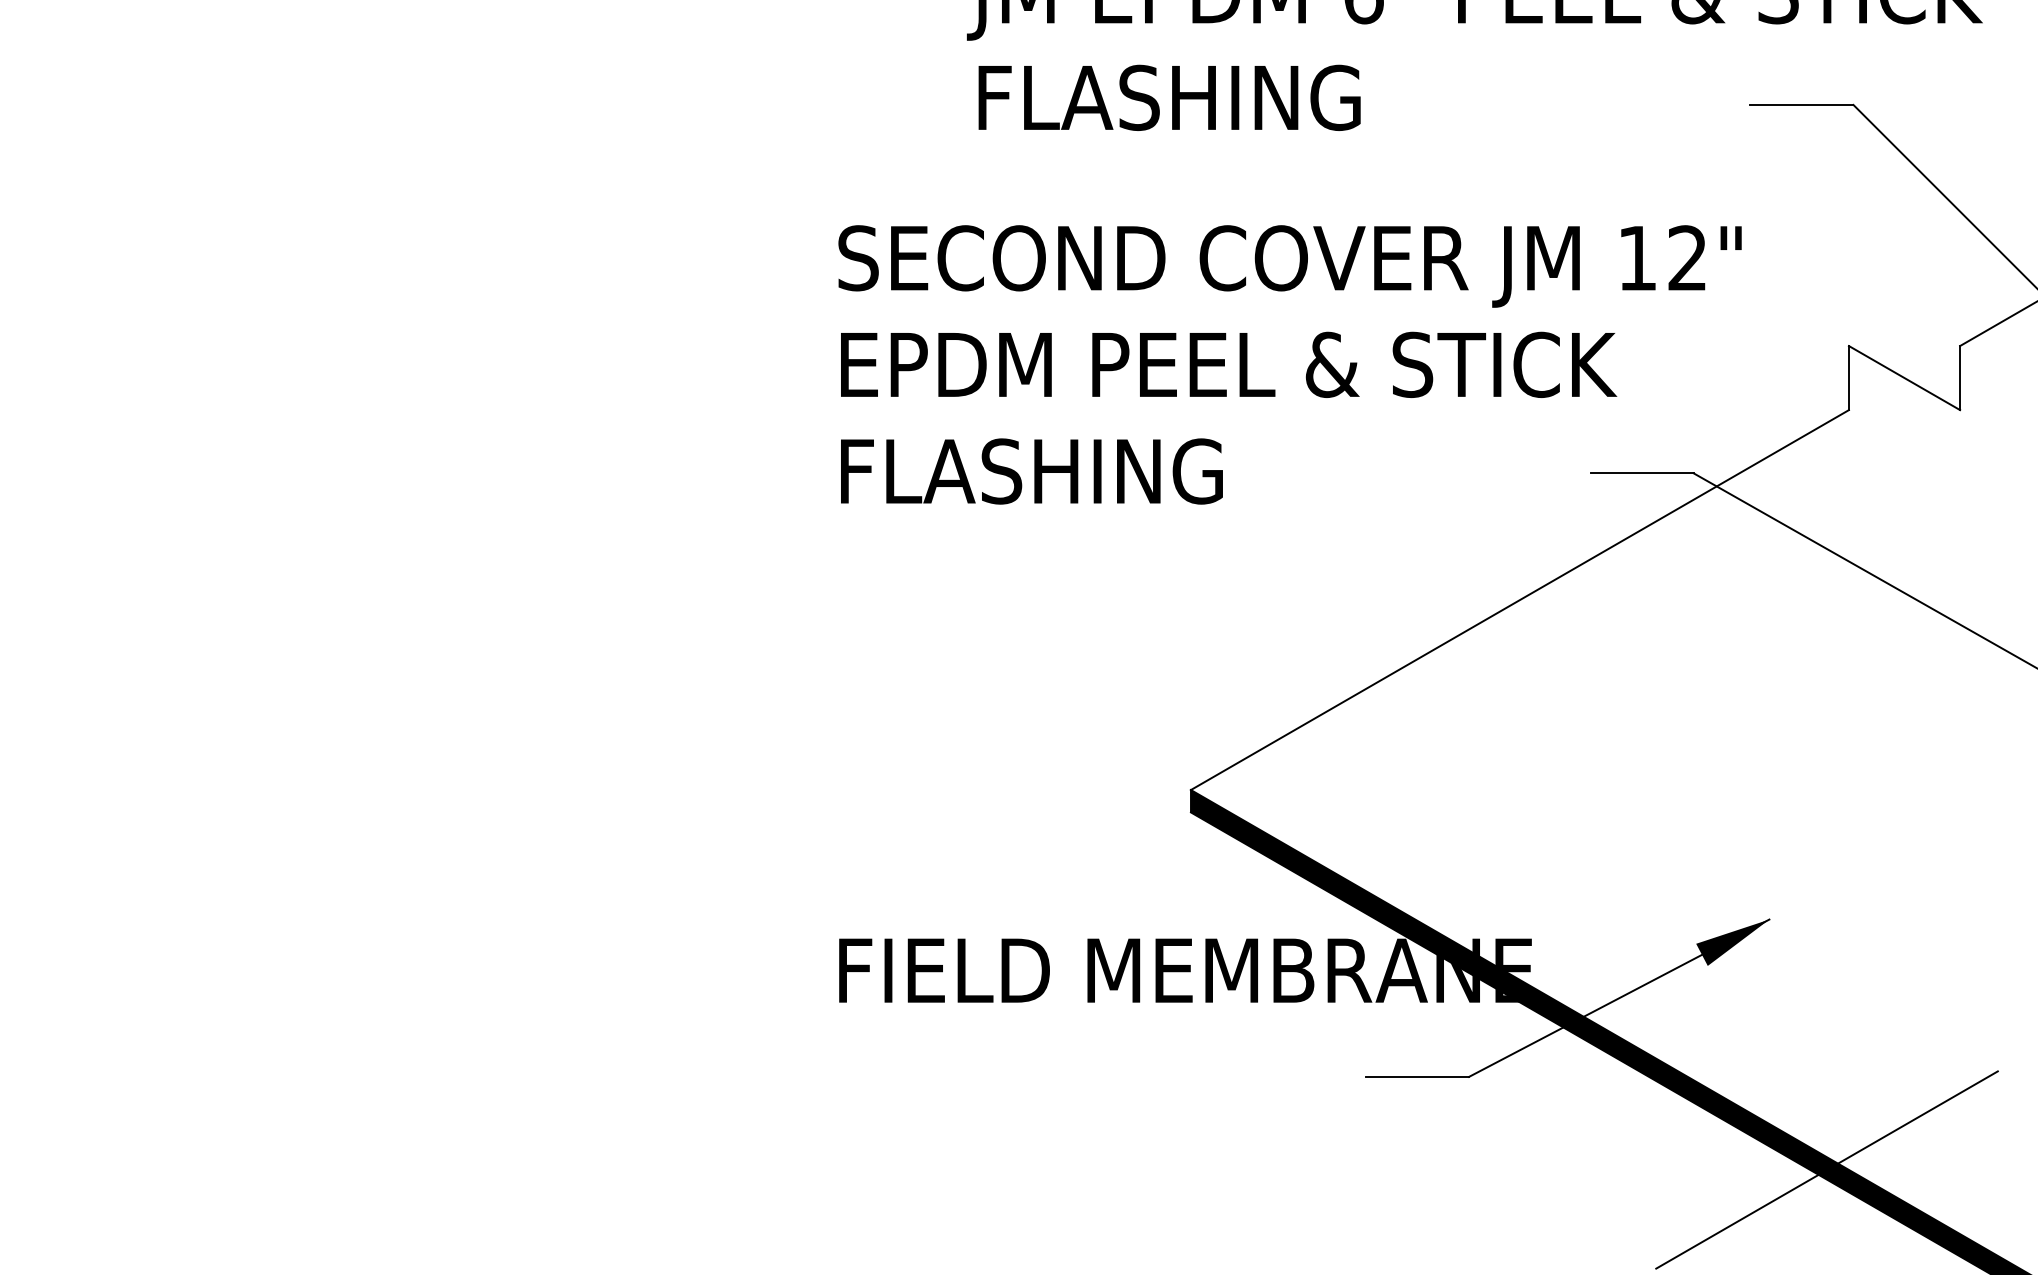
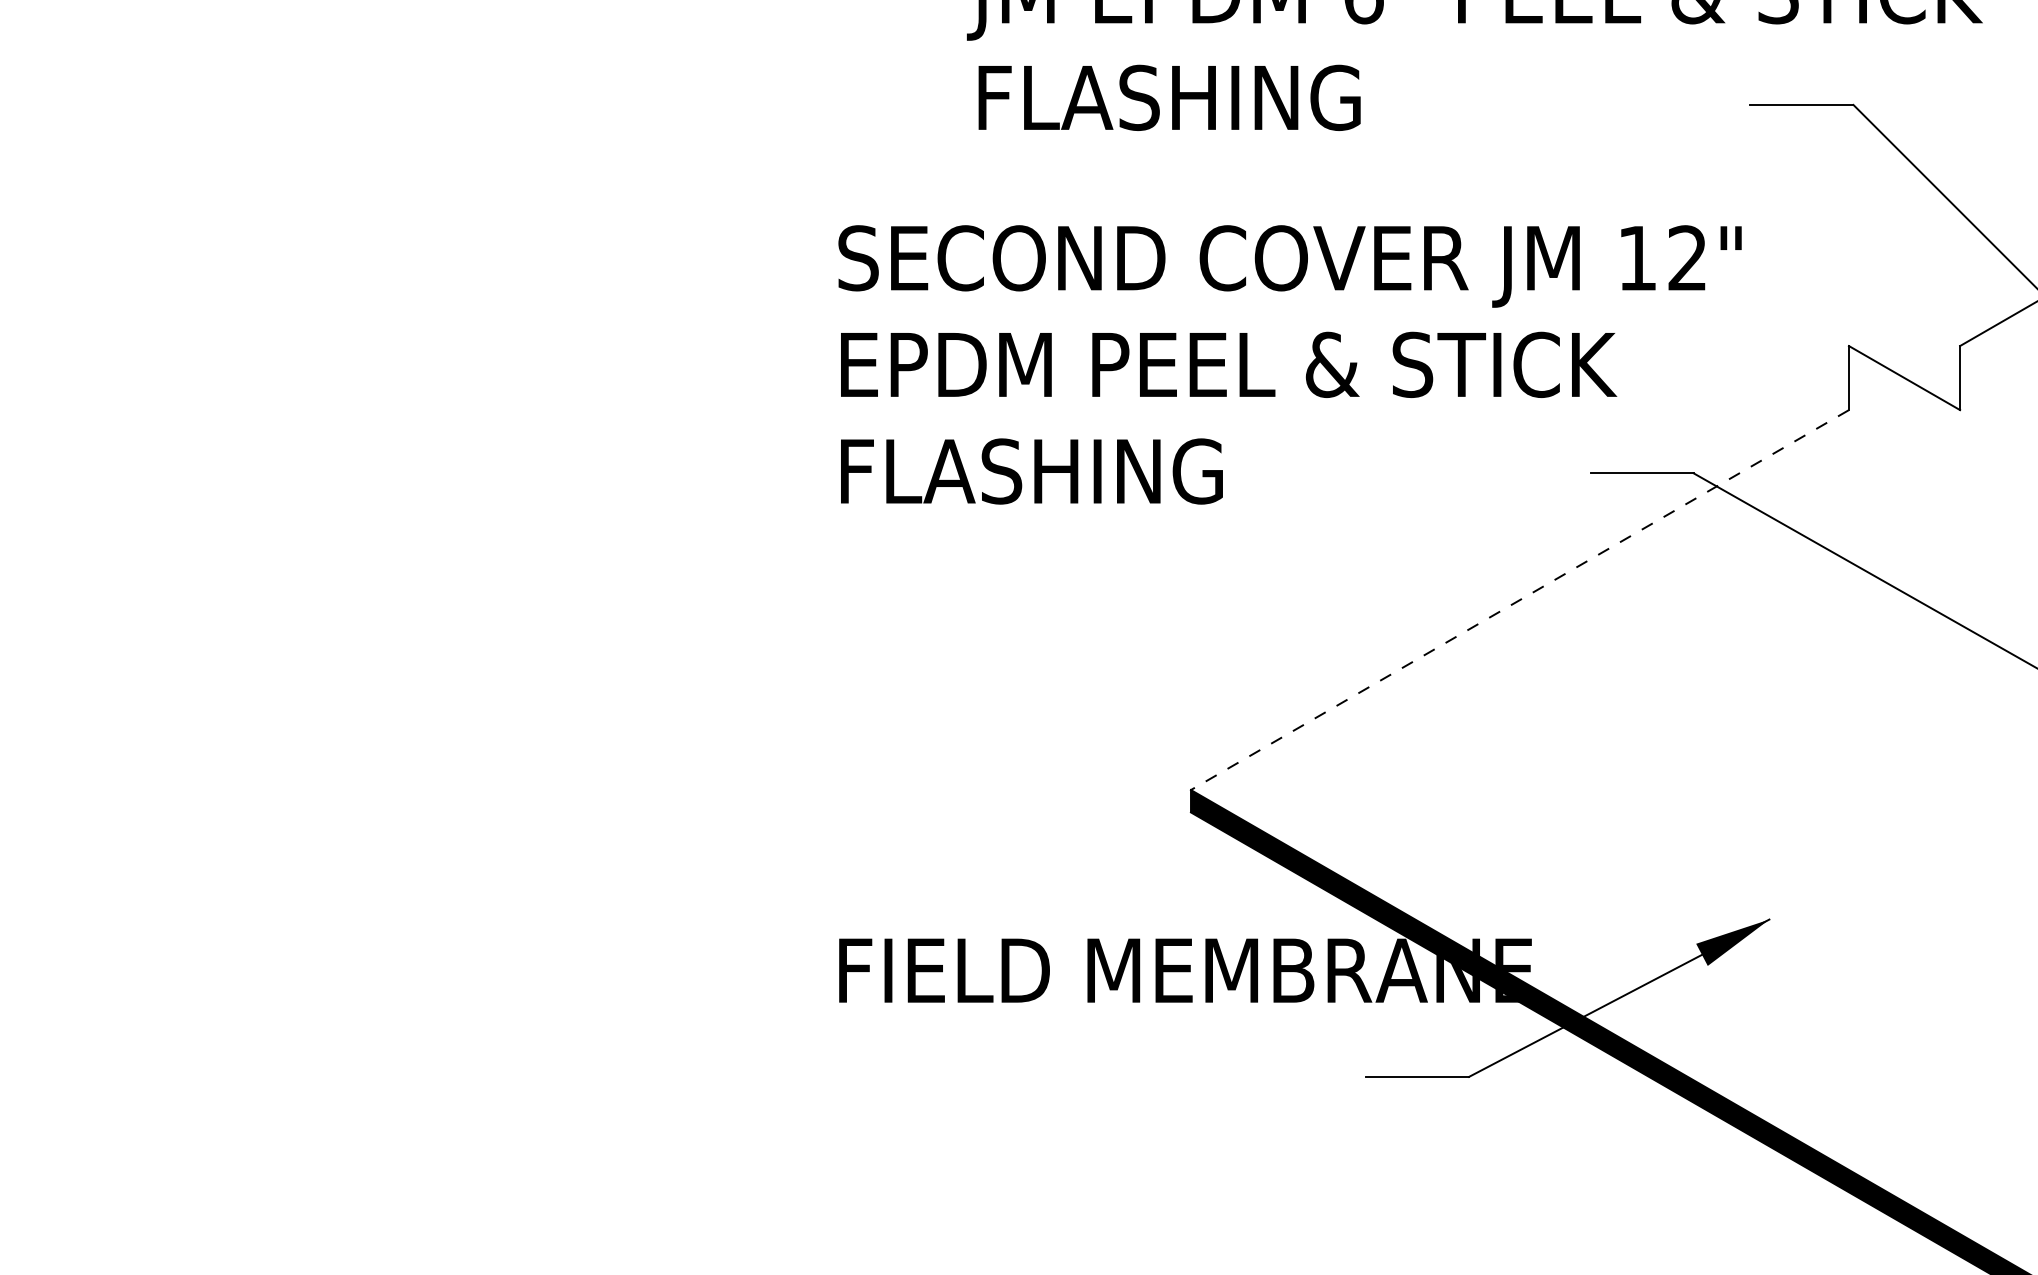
line: solid -> dashed (1519, 600)
line: present -> none (1826, 1169)
